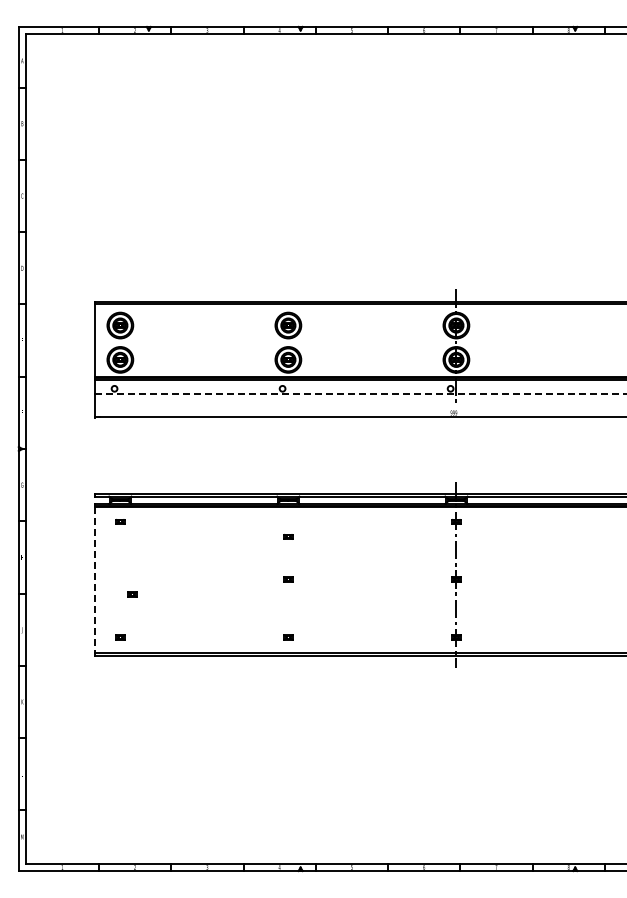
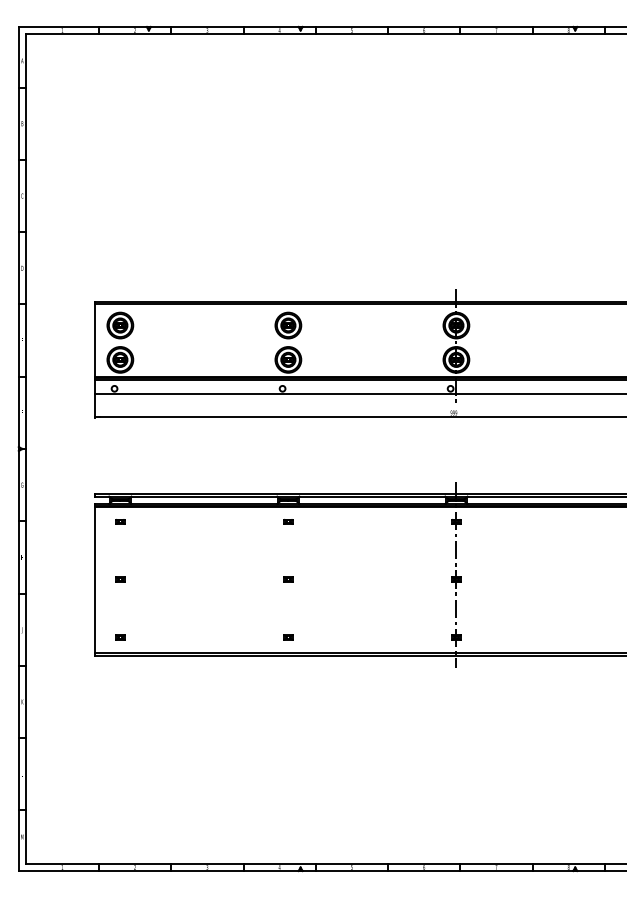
line: dashed -> solid (360, 393)
part position: (288, 536) -> (288, 521) (288, 521)
line: dashed -> solid (95, 580)
part position: (132, 594) -> (120, 579) (120, 579)
